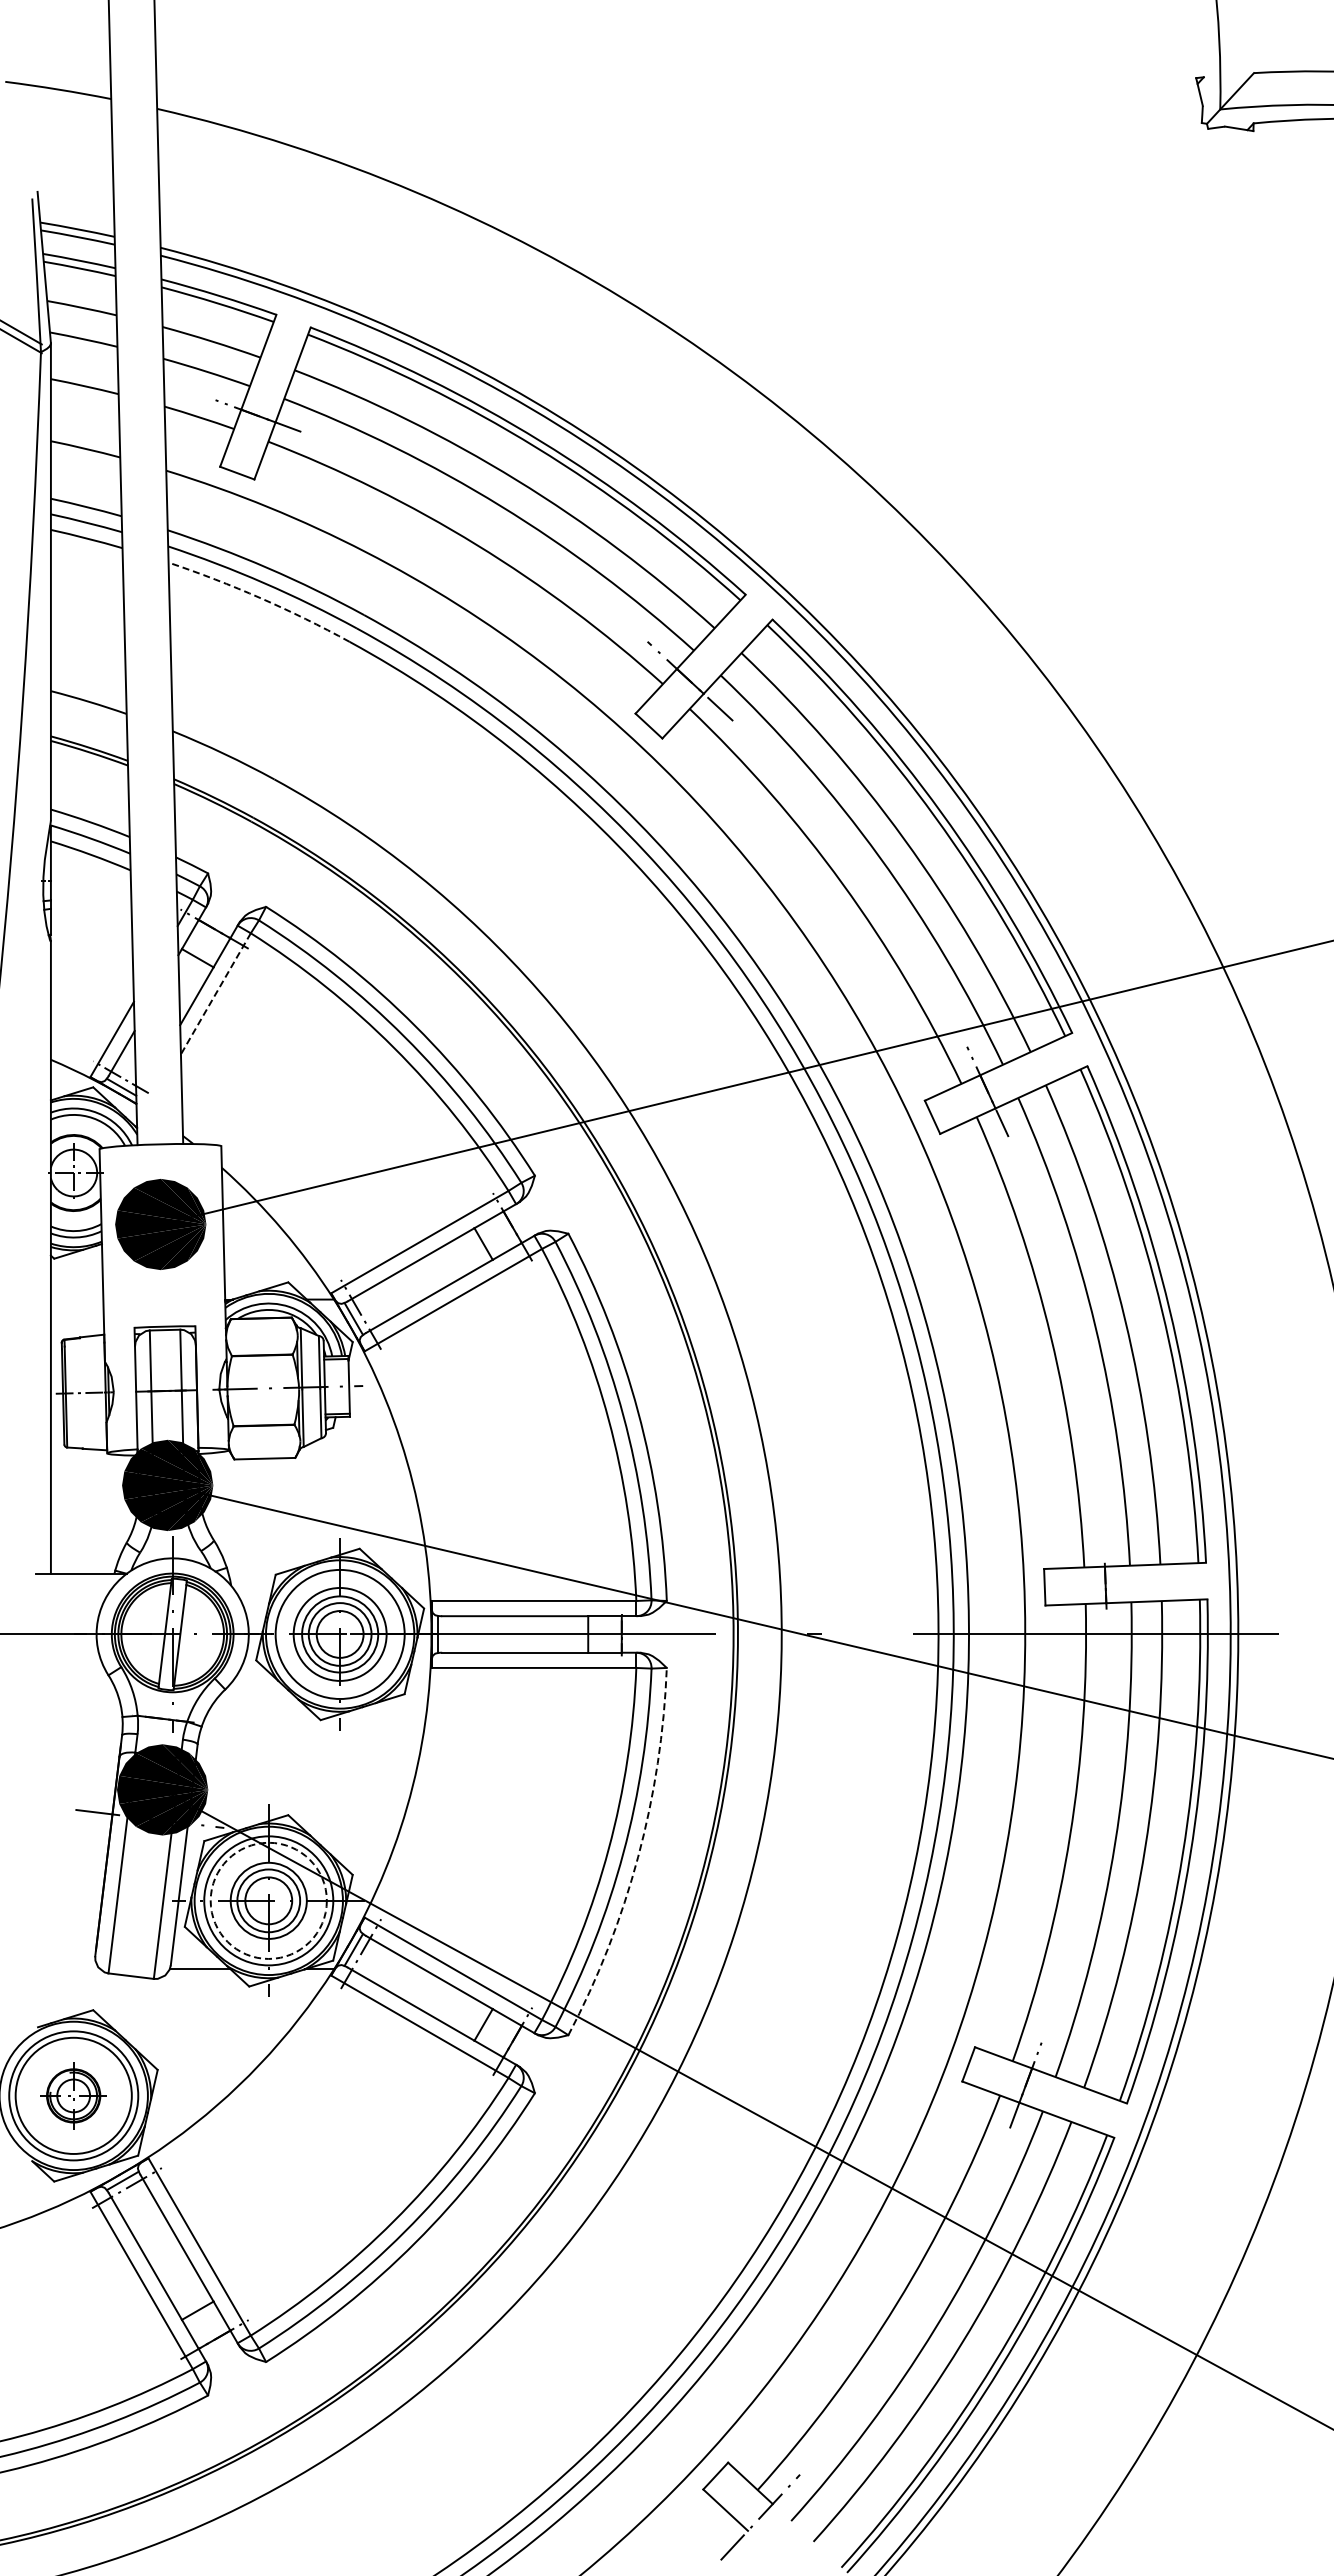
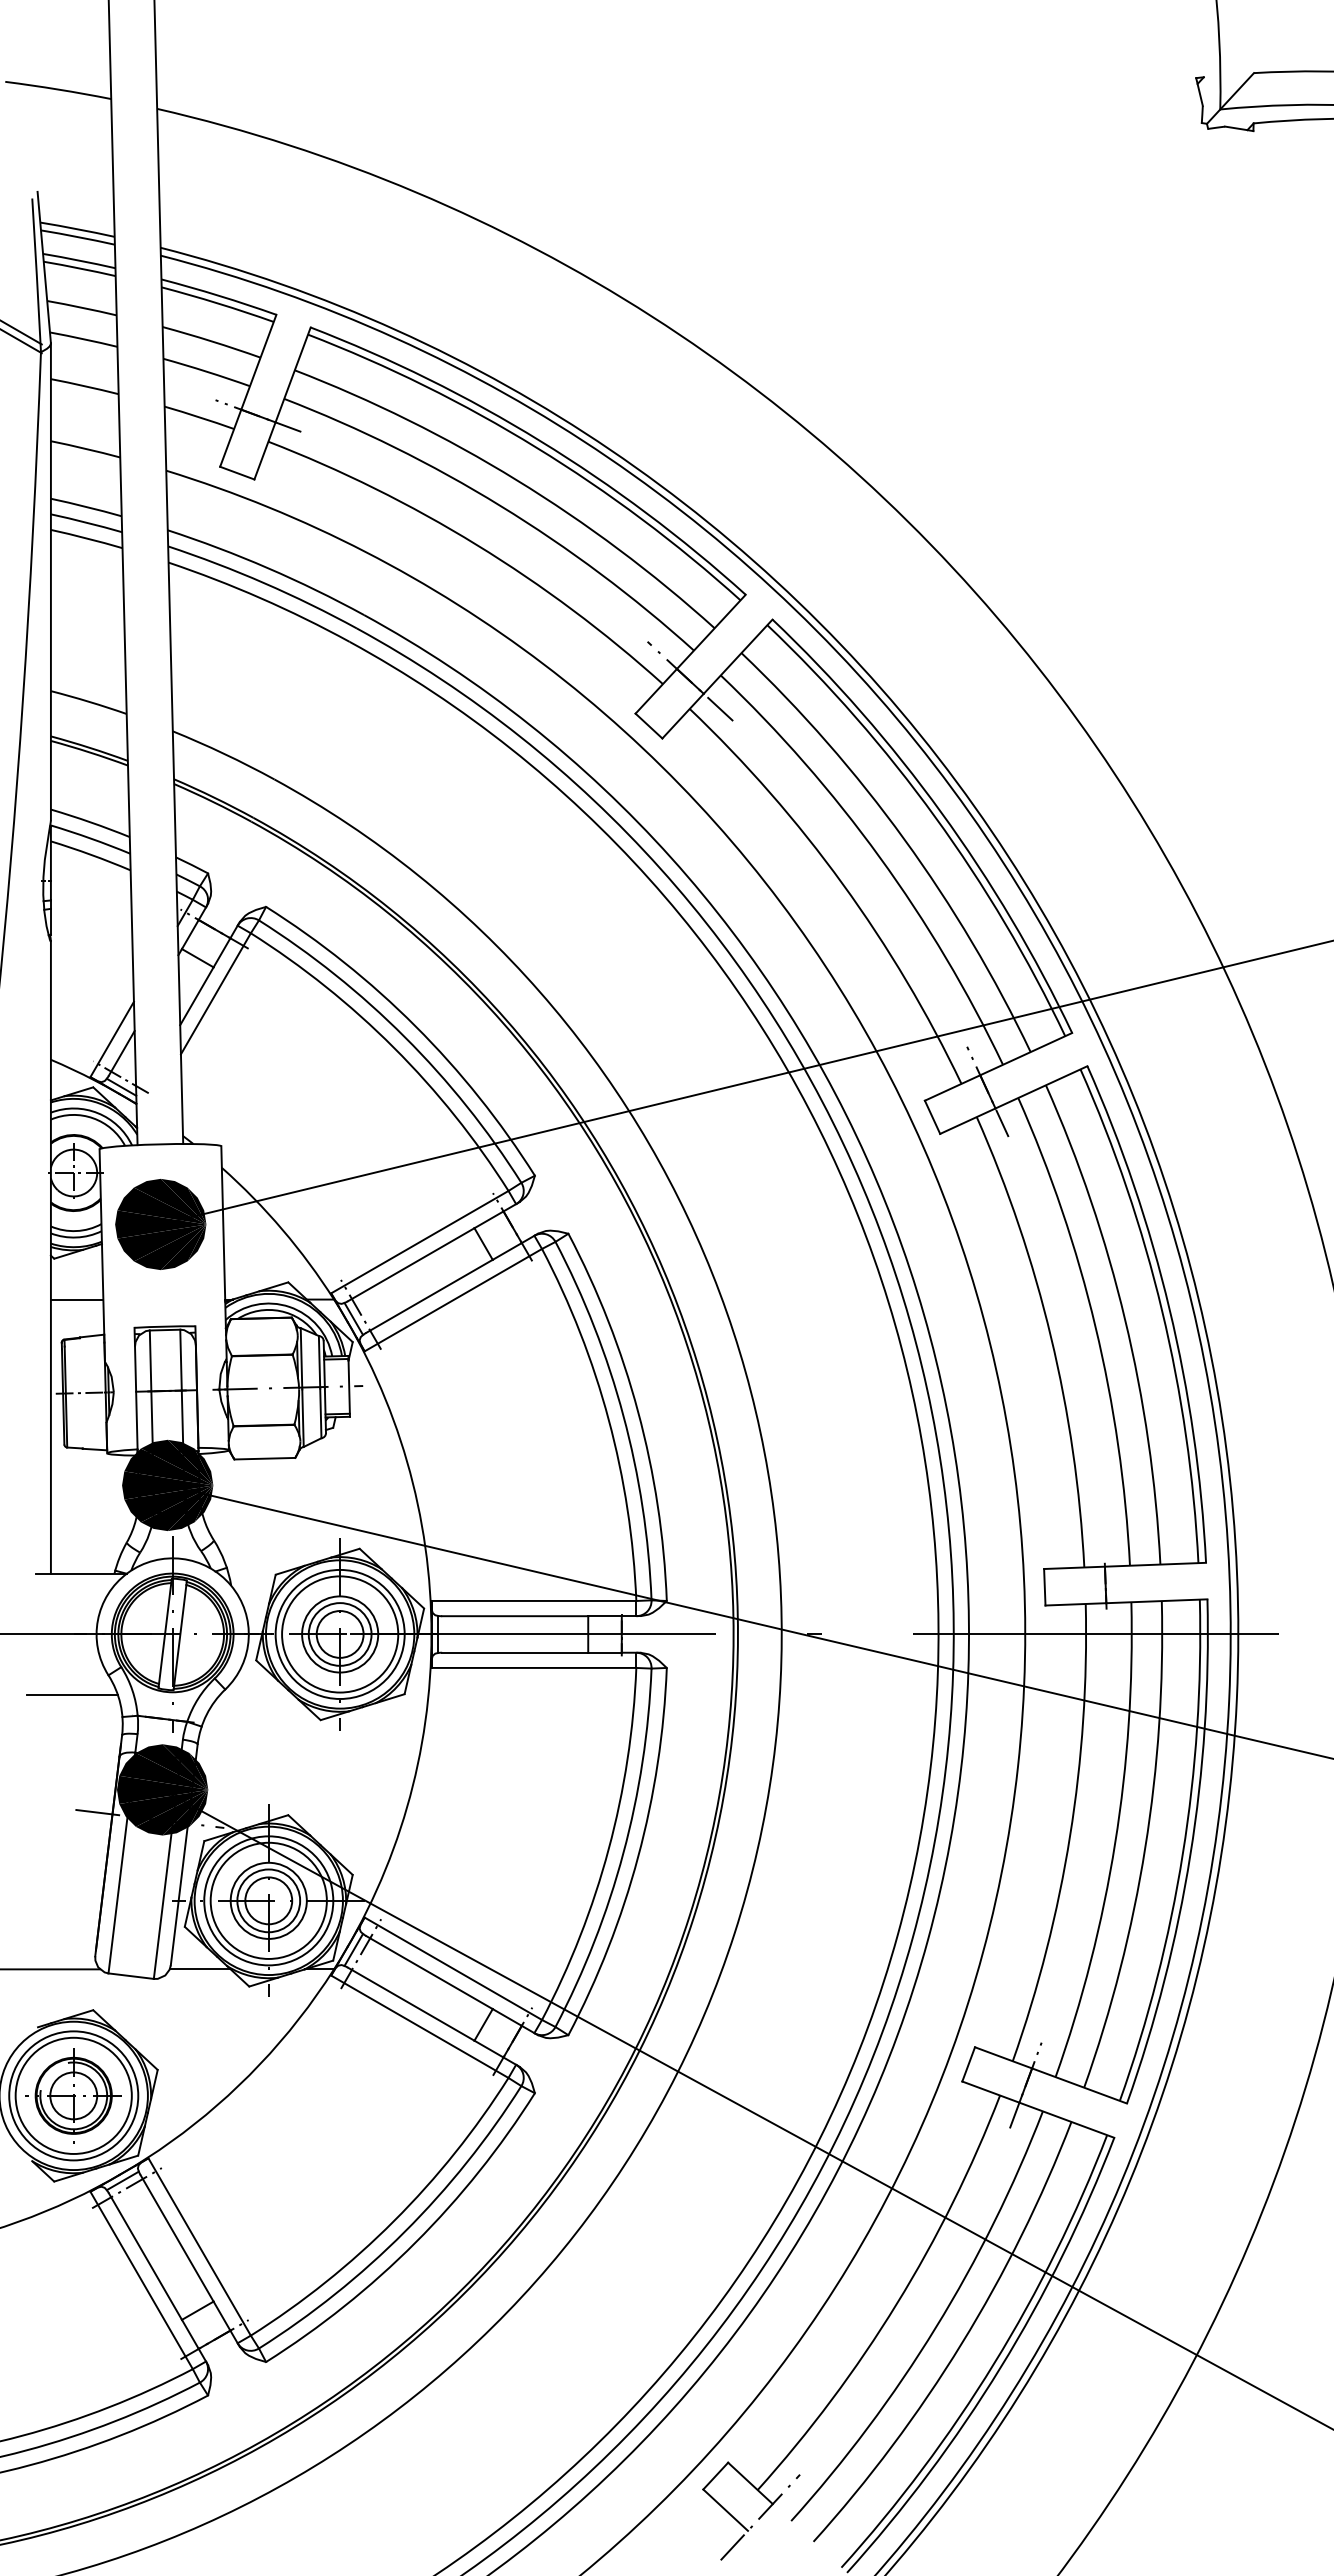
arc: dashed -> solid (260, 598)
line: dashed -> solid (215, 993)
line: none -> present (76, 1299)
circle diameter: 93 px -> 116 px (340, 1634)
line: none -> present (72, 1695)
arc: dashed -> solid (638, 1857)
circle: dashed -> solid (268, 1900)
line: none -> present (50, 1969)
part size: 67x68 px -> 97x96 px (73, 2095)
